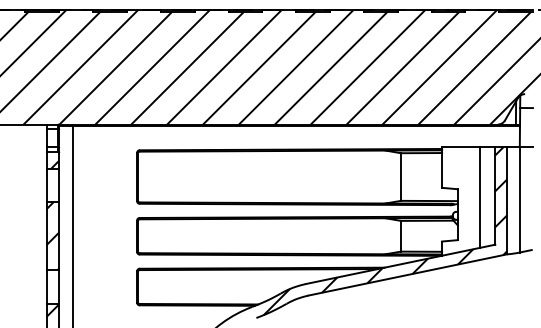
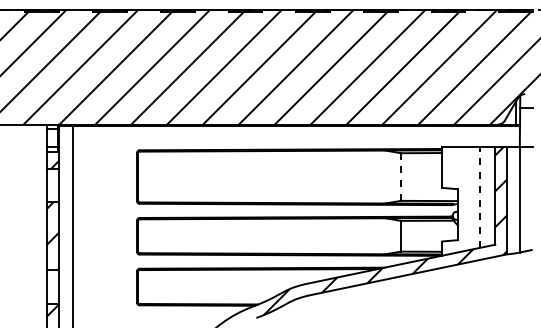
line: solid -> dashed (400, 177)
line: solid -> dashed (479, 196)
